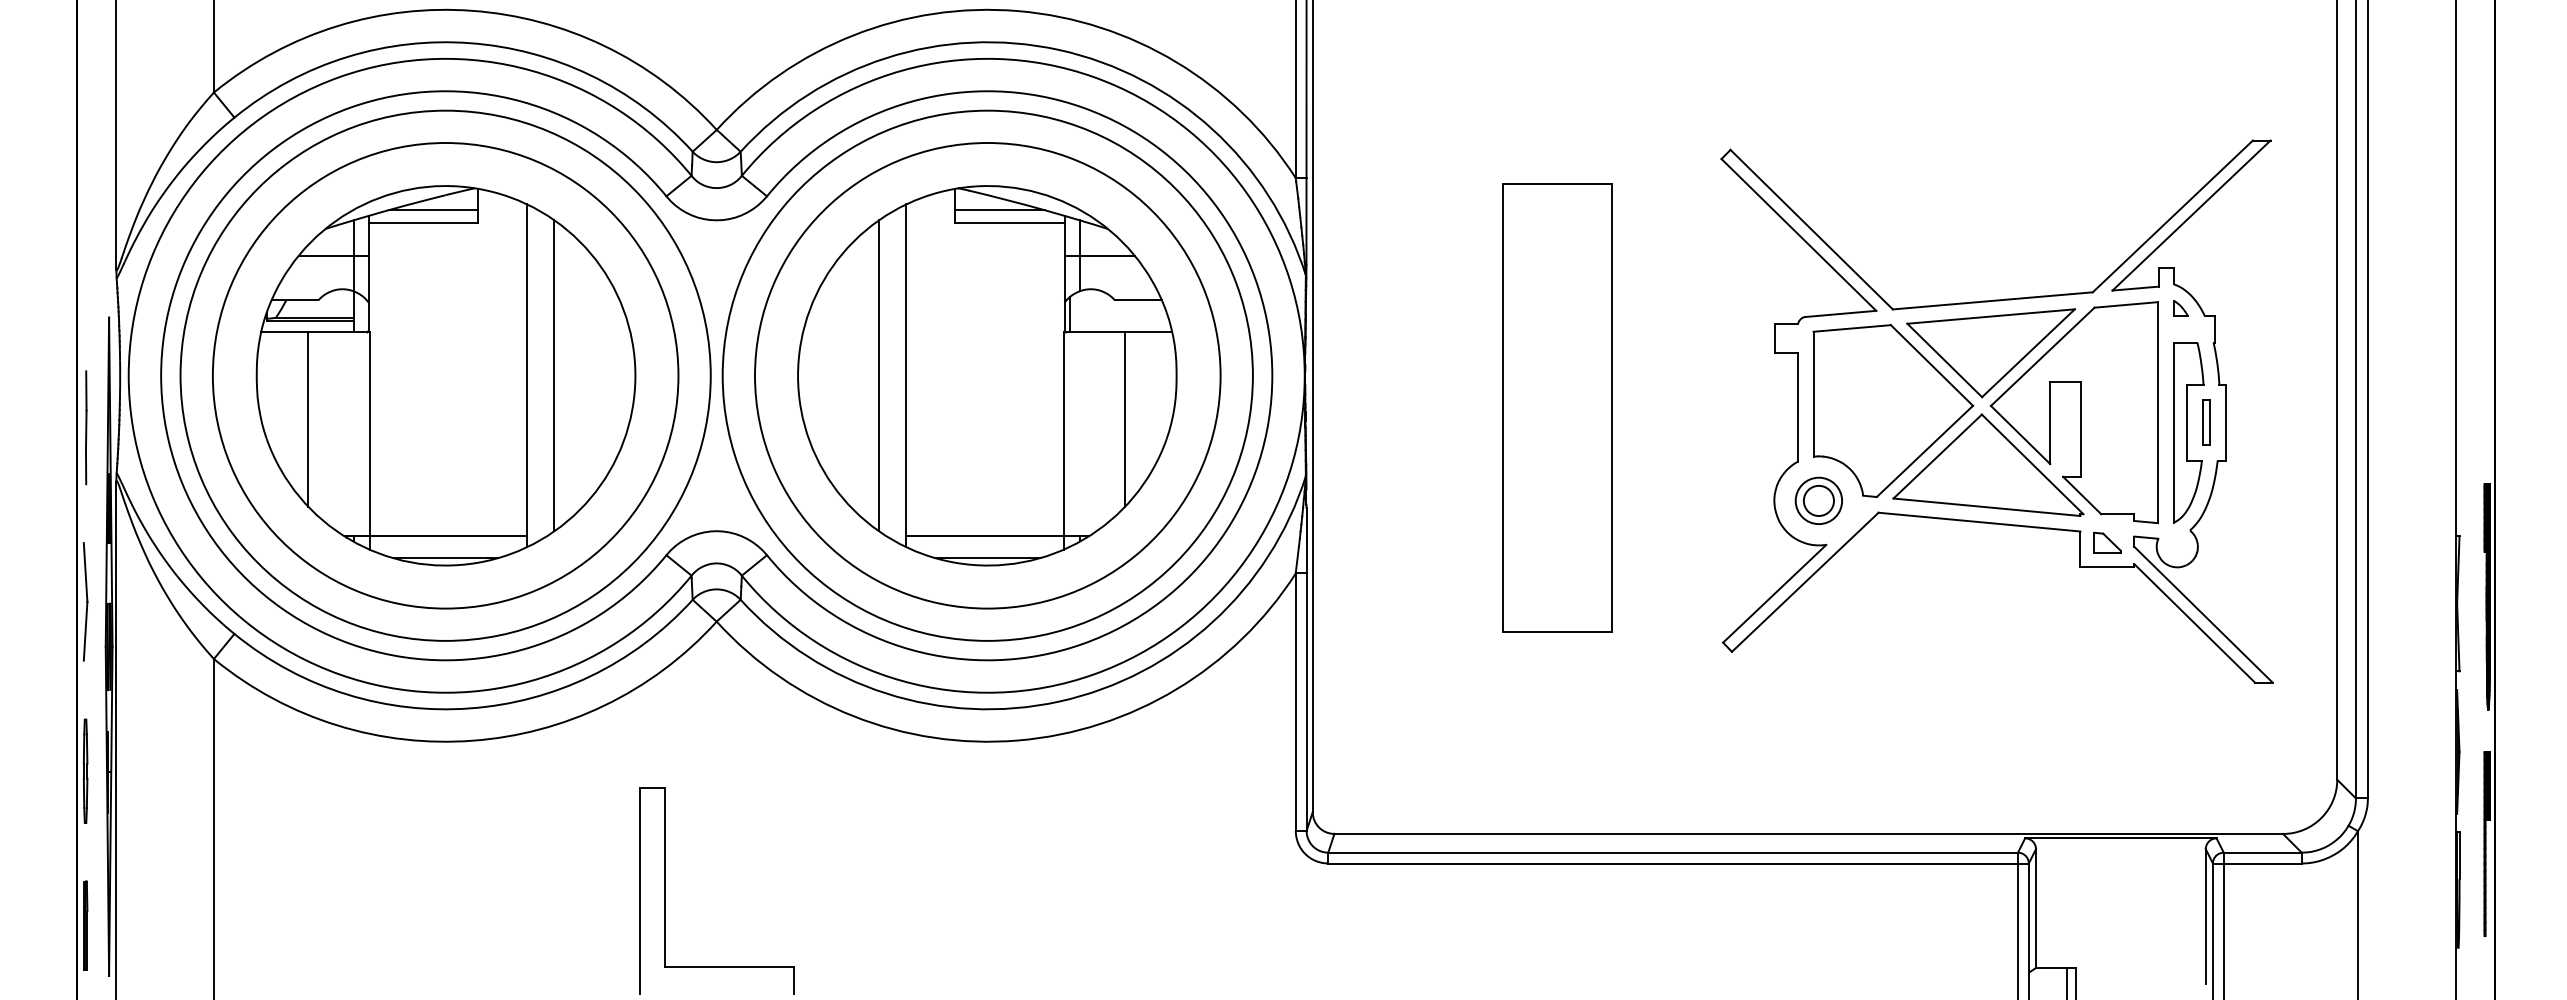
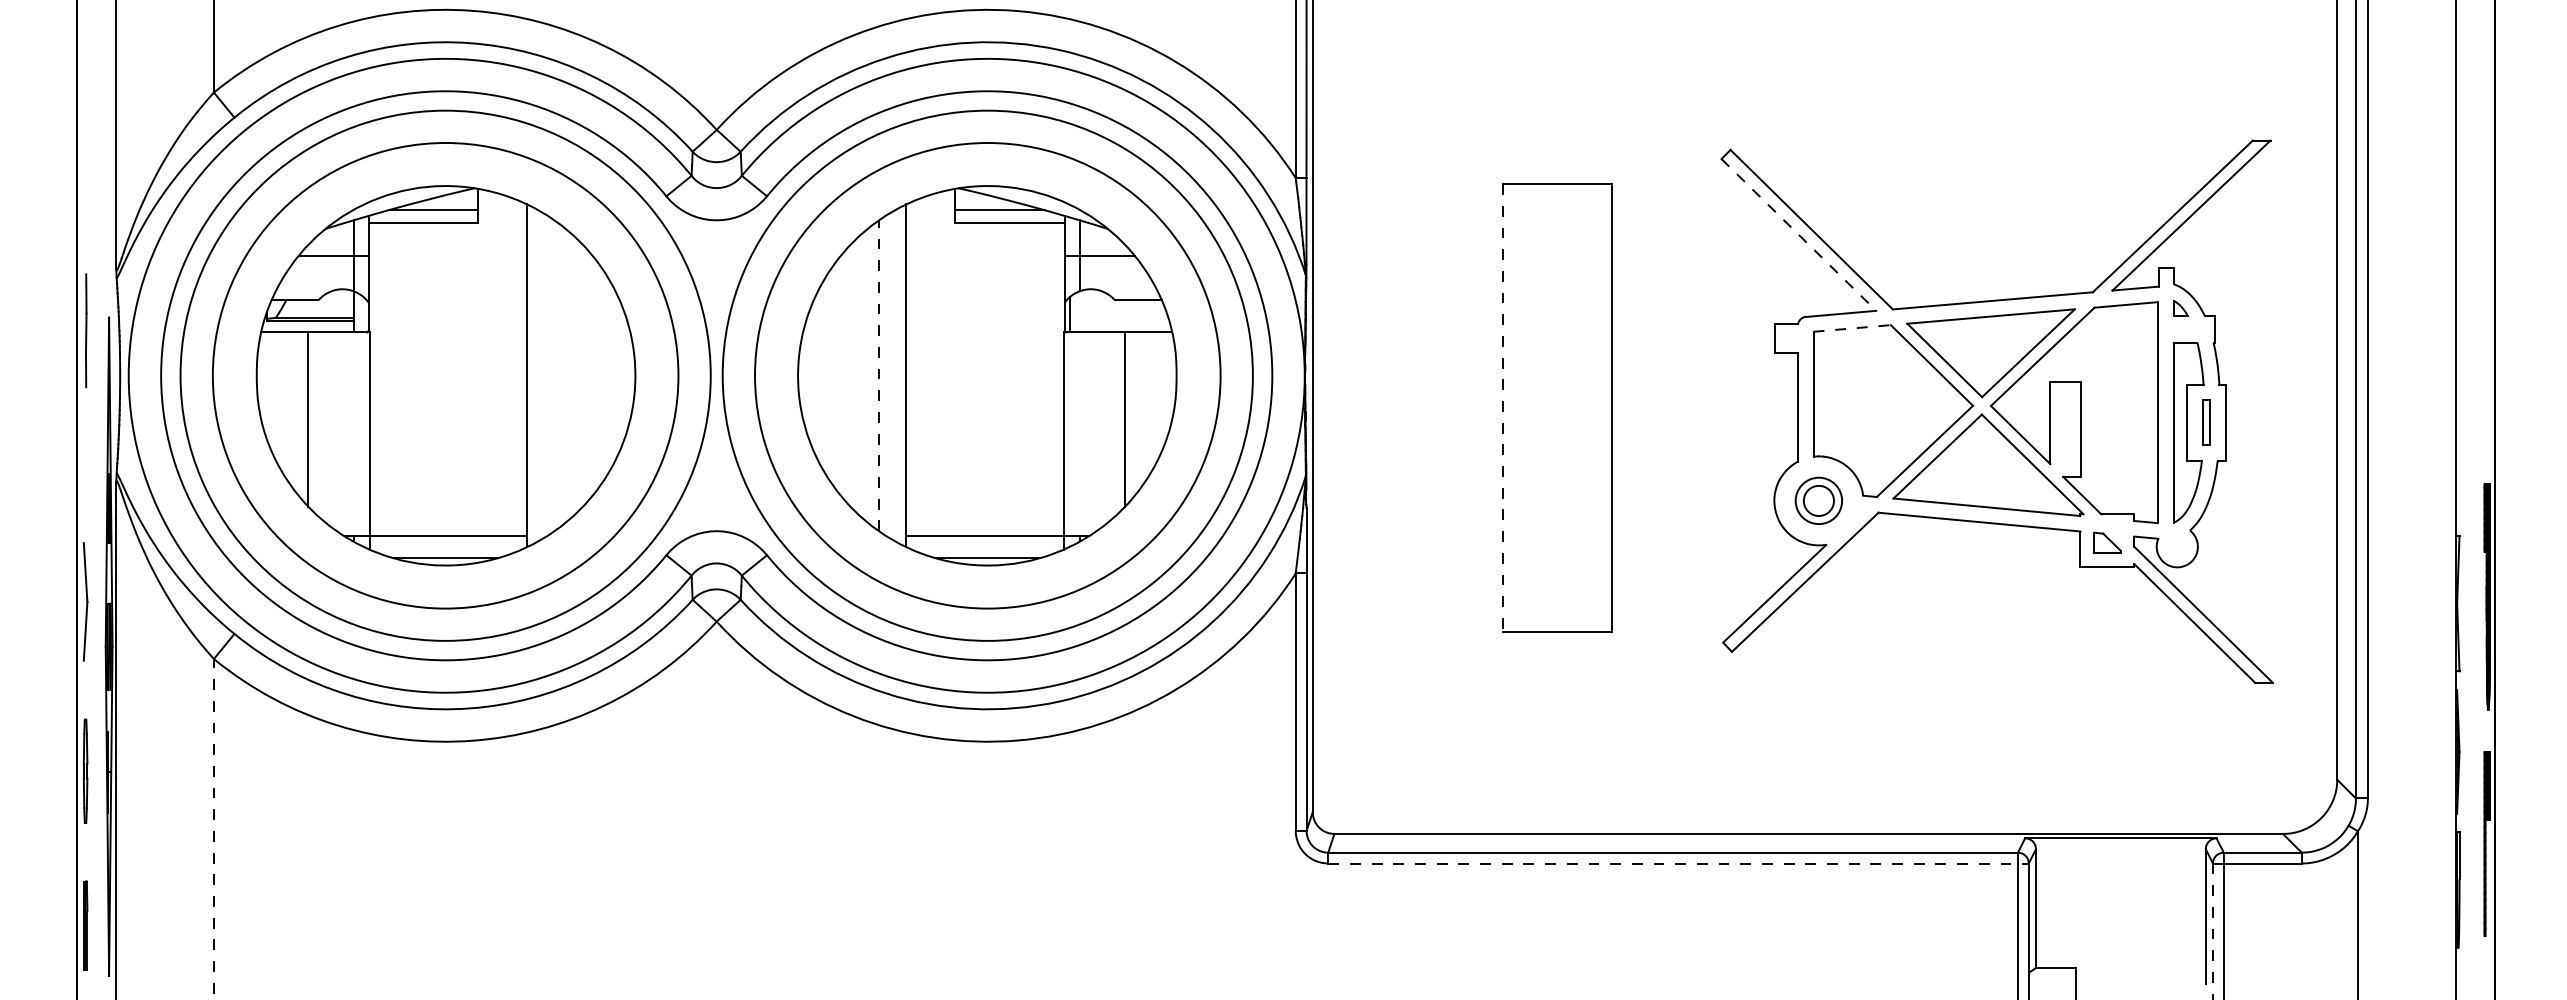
line: solid -> dashed (1799, 235)
line: solid -> dashed (1852, 328)
line: present -> none (554, 375)
line: solid -> dashed (879, 375)
line: solid -> dashed (1502, 408)
line position: (86, 427) -> (86, 330) (86, 330)
line: solid -> dashed (213, 828)
line: solid -> dashed (1679, 863)
part: present -> none (665, 890)
line: solid -> dashed (2212, 931)
line: present -> none (2066, 982)
